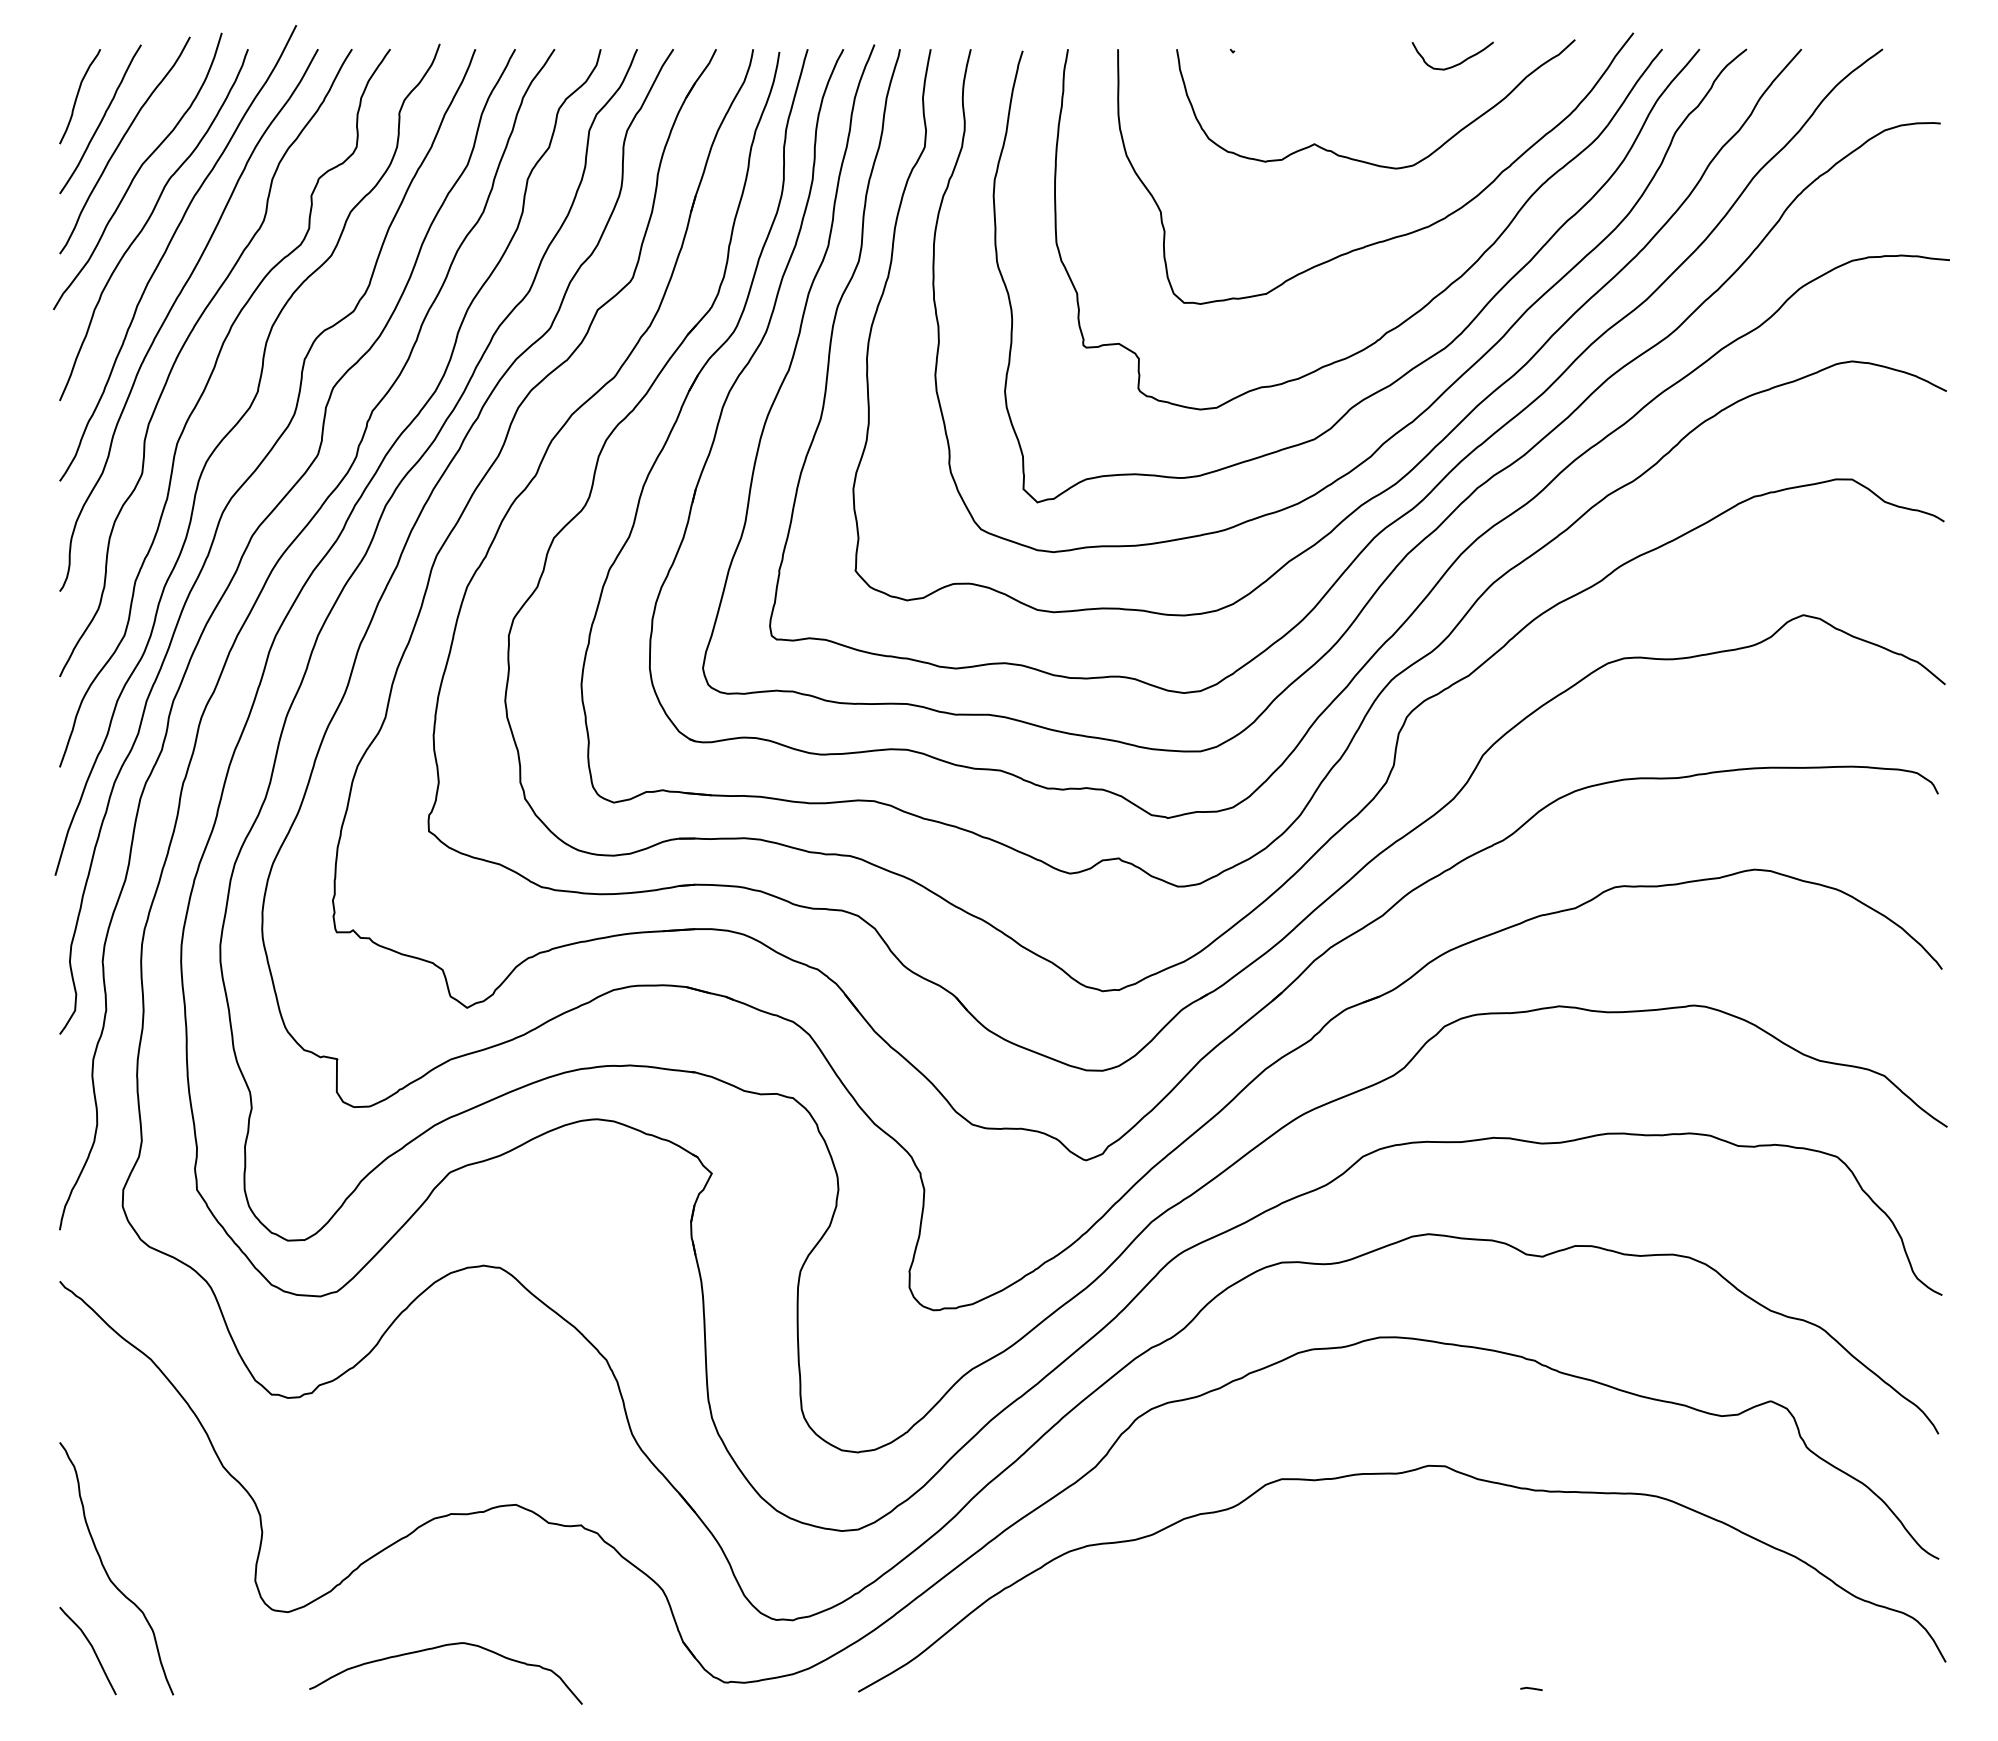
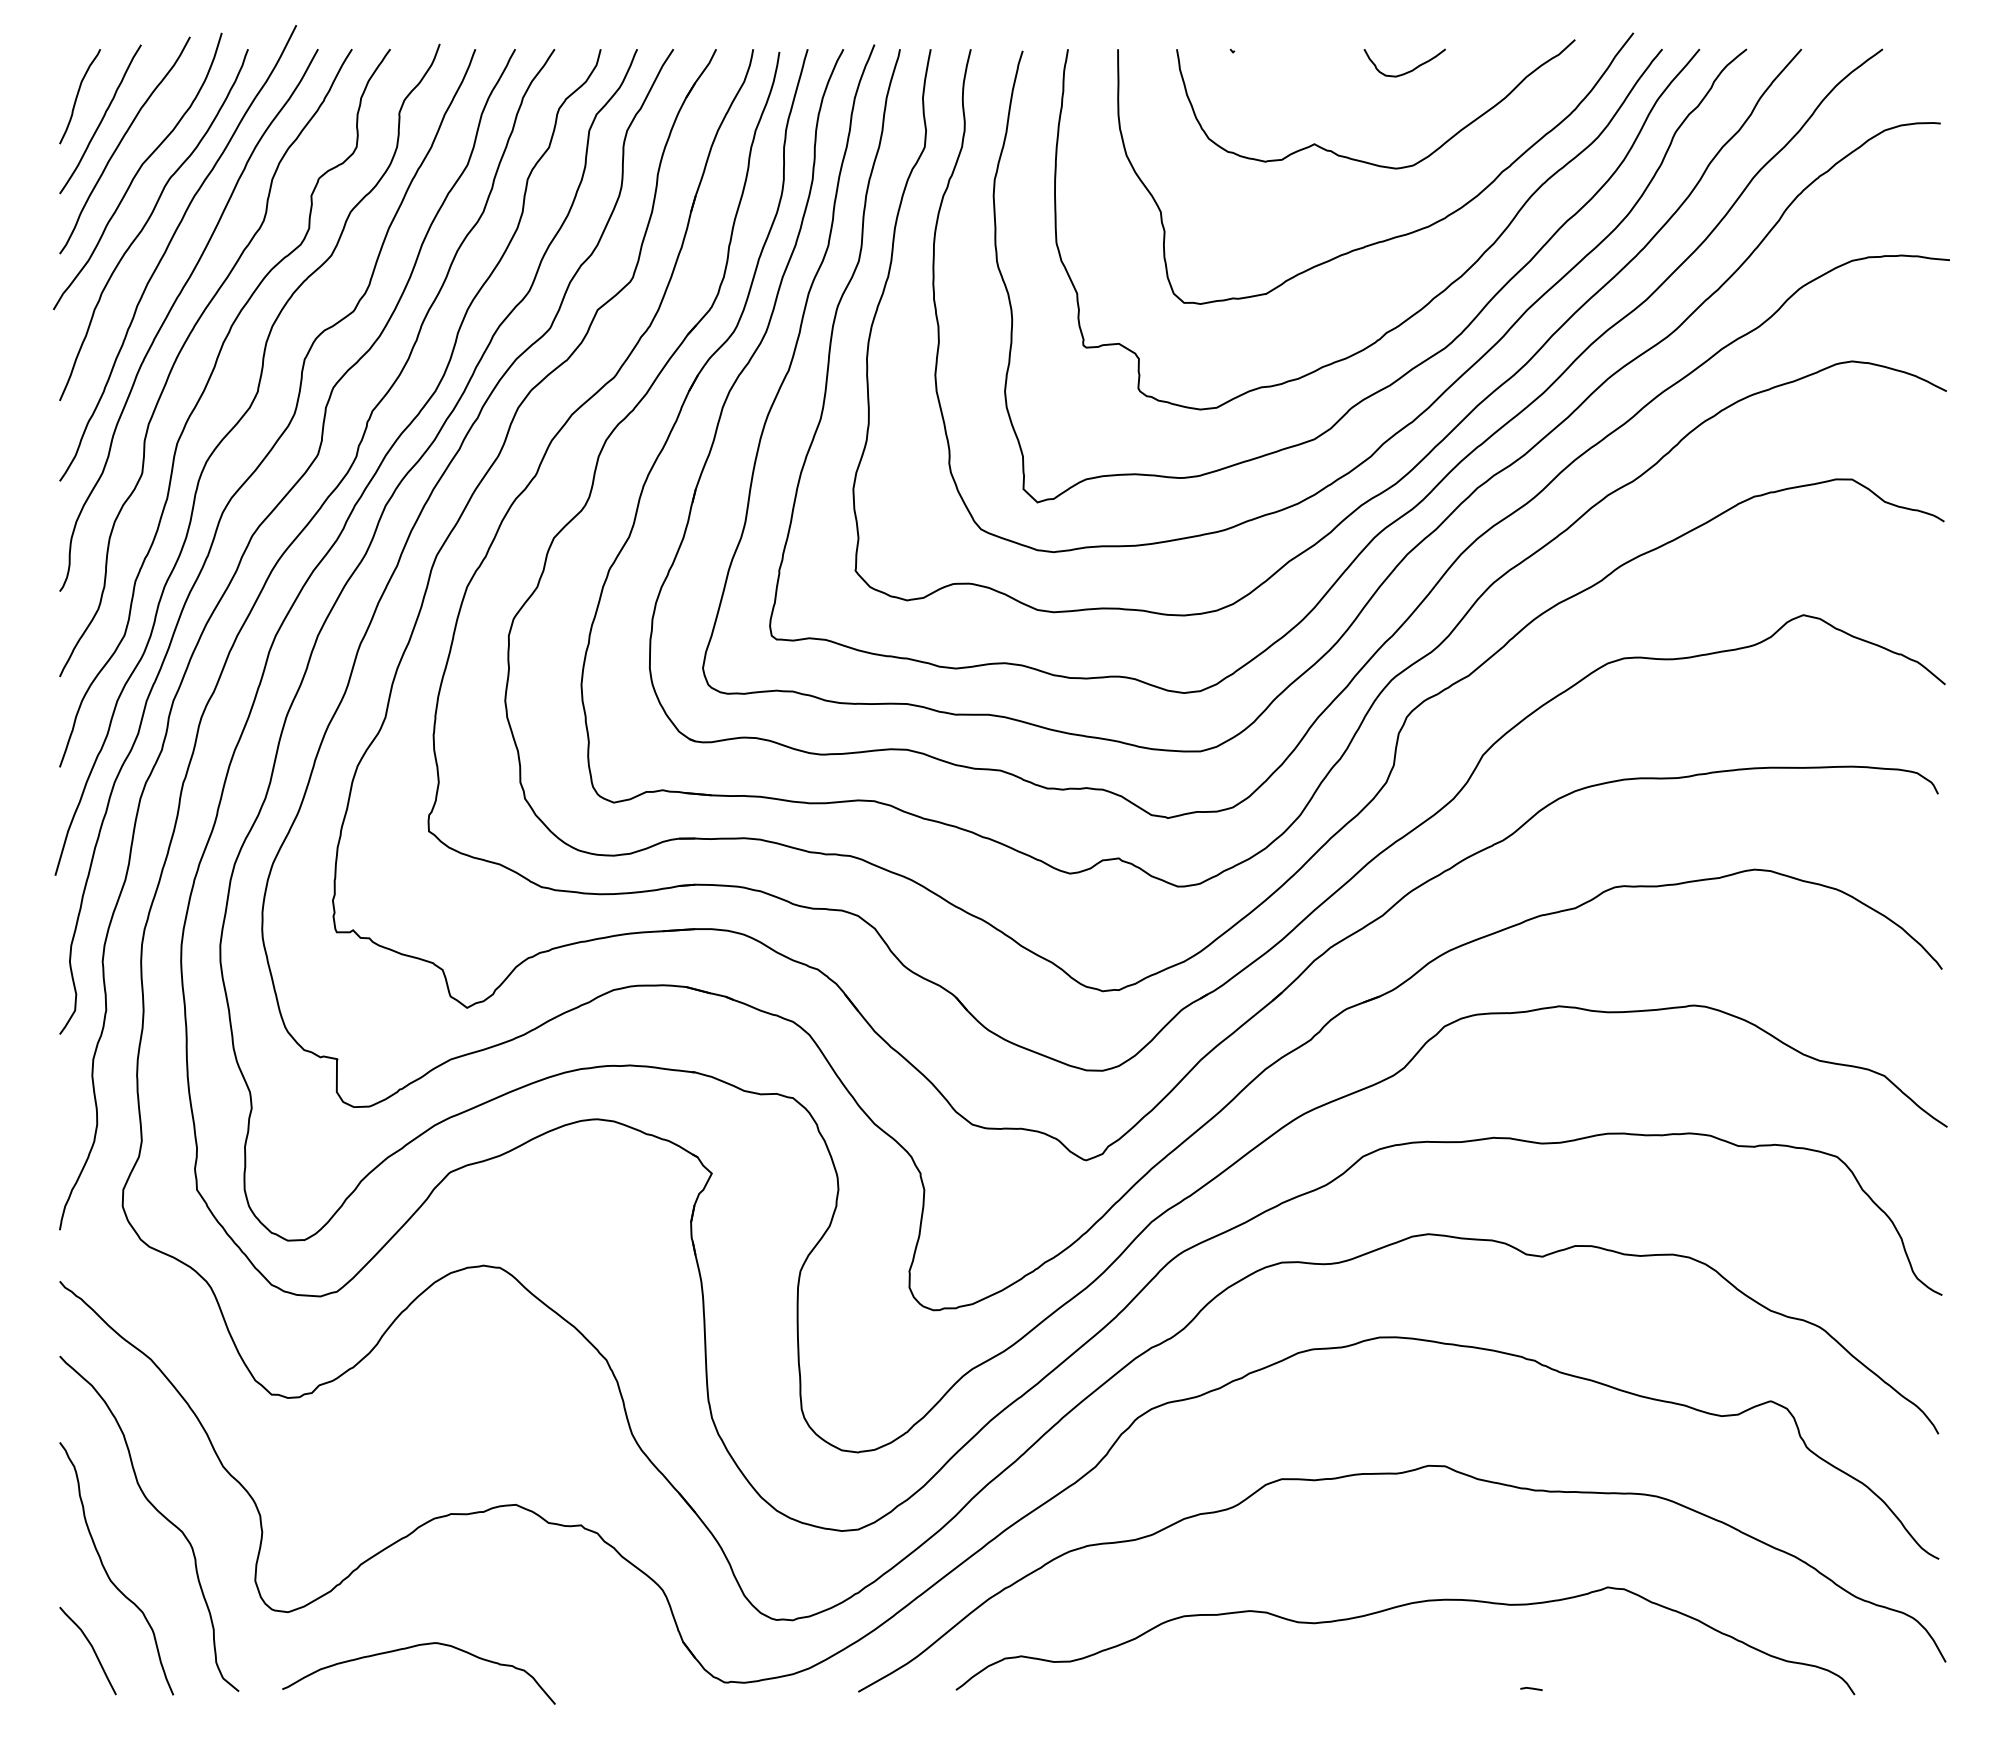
curve position: (1457, 63) -> (1409, 70) (1409, 70)
curve: none -> present (159, 1513)
curve: none -> present (1395, 1608)
curve position: (437, 1648) -> (410, 1648) (410, 1648)
